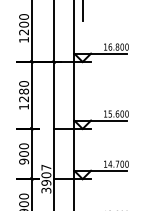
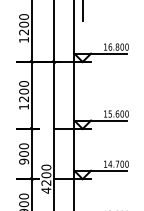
text: 1280 -> 1200 (23, 91)
text: 3907 -> 4200 (46, 178)
